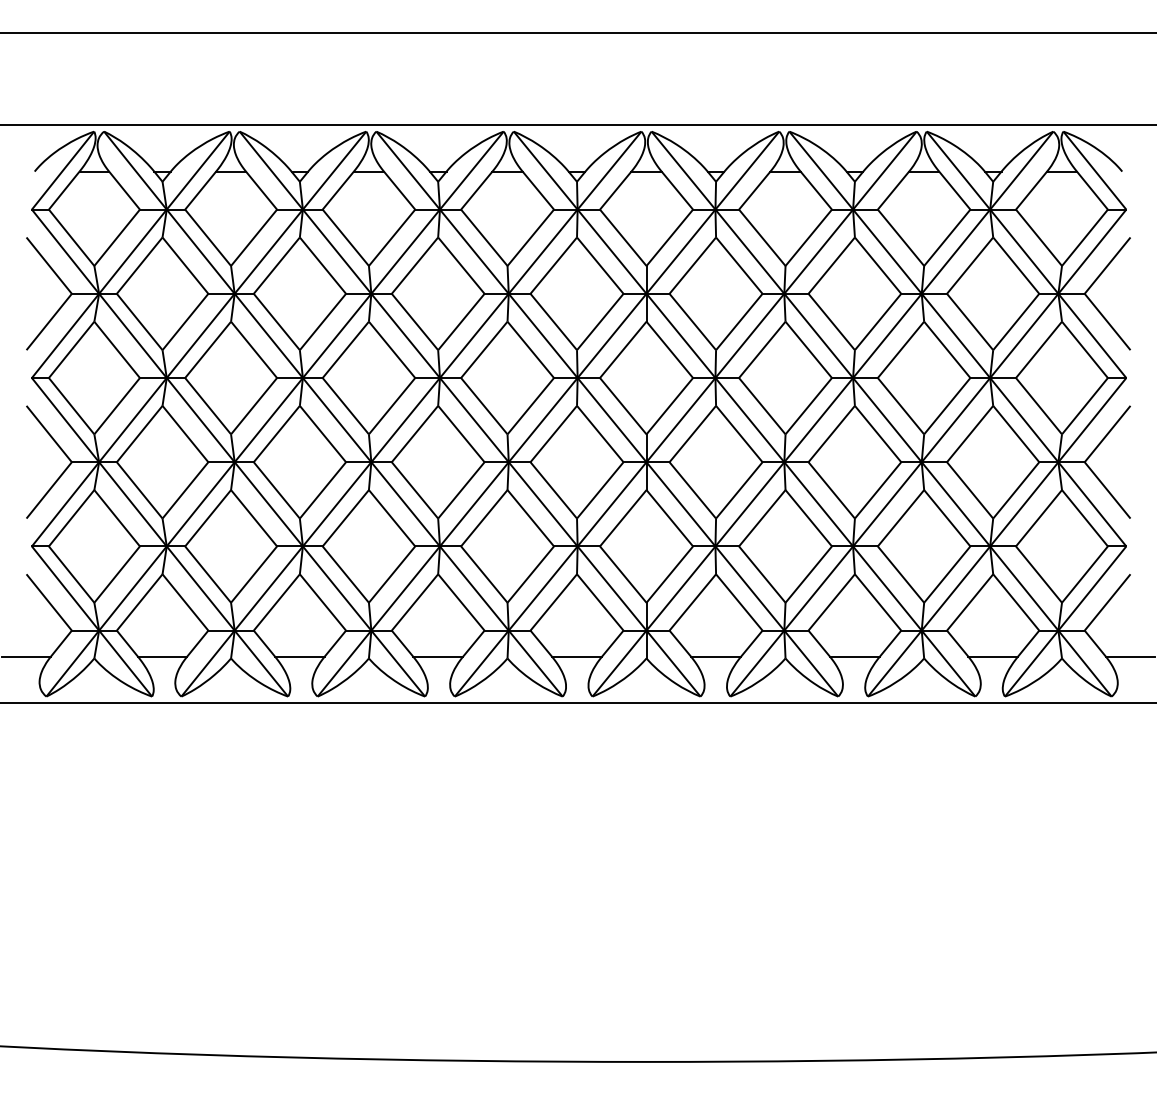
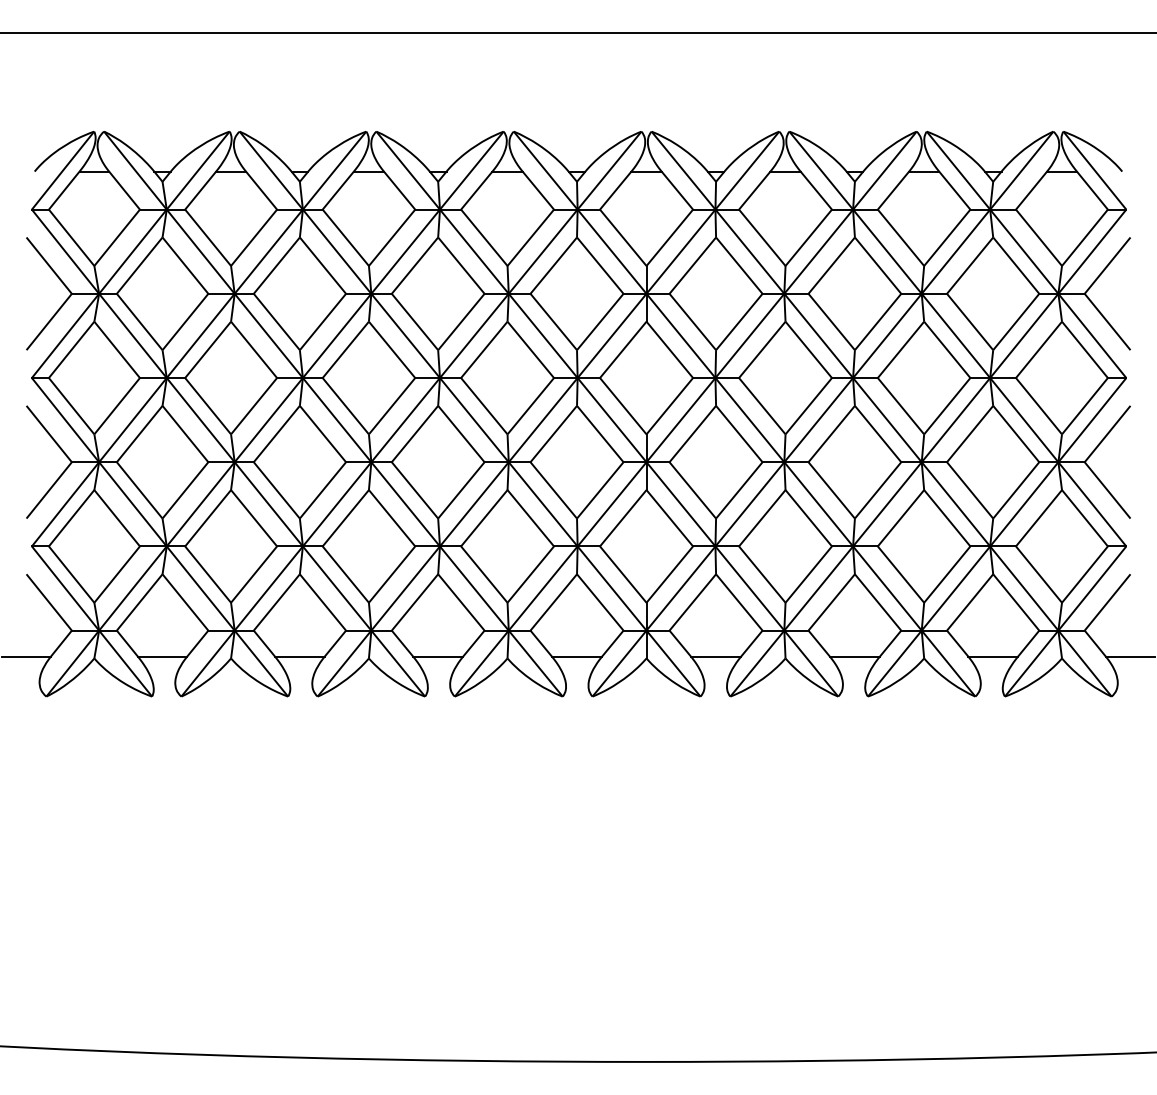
line: present -> none (577, 125)
line: present -> none (577, 702)
